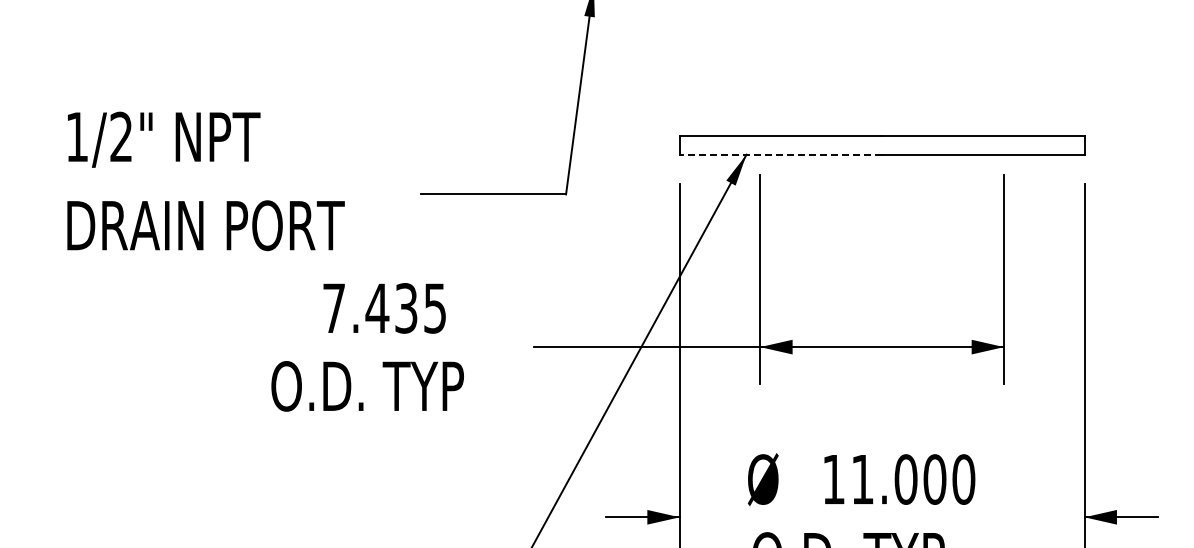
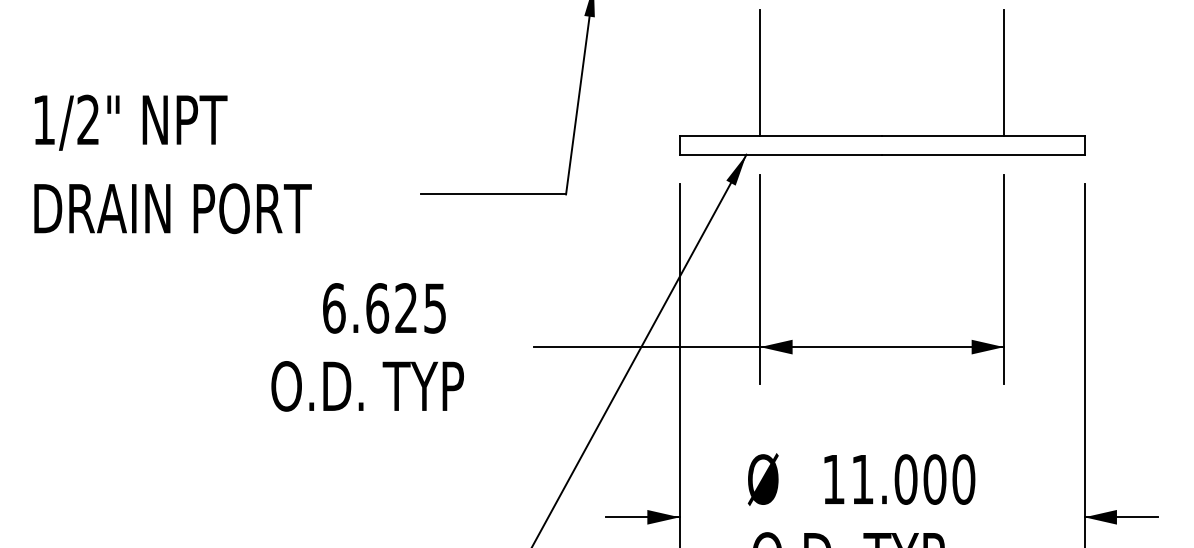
line: none -> present (760, 73)
line: none -> present (1004, 73)
line: dashed -> solid (780, 154)
text position: (205, 181) -> (172, 164) (172, 164)
text: 7.435 -> 6.625 (370, 308)
